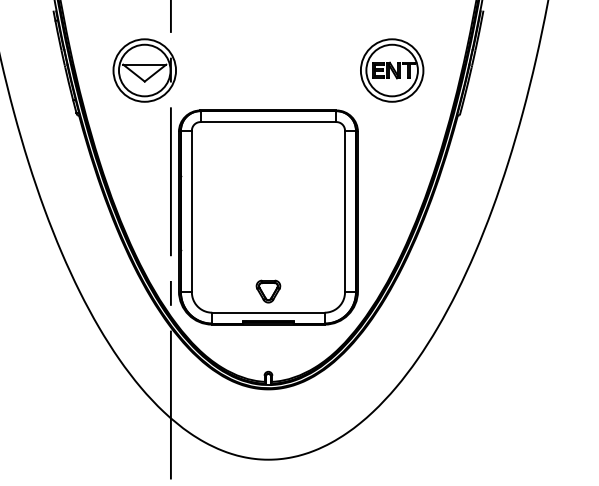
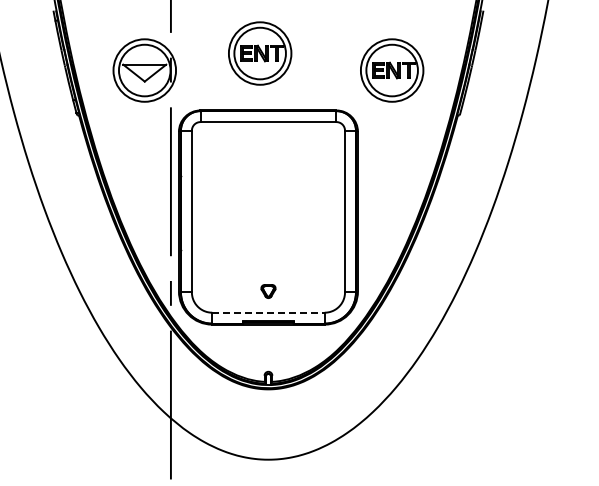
part: none -> present (260, 53)
part size: 27x25 px -> 17x15 px (268, 291)
line: solid -> dashed (268, 312)
